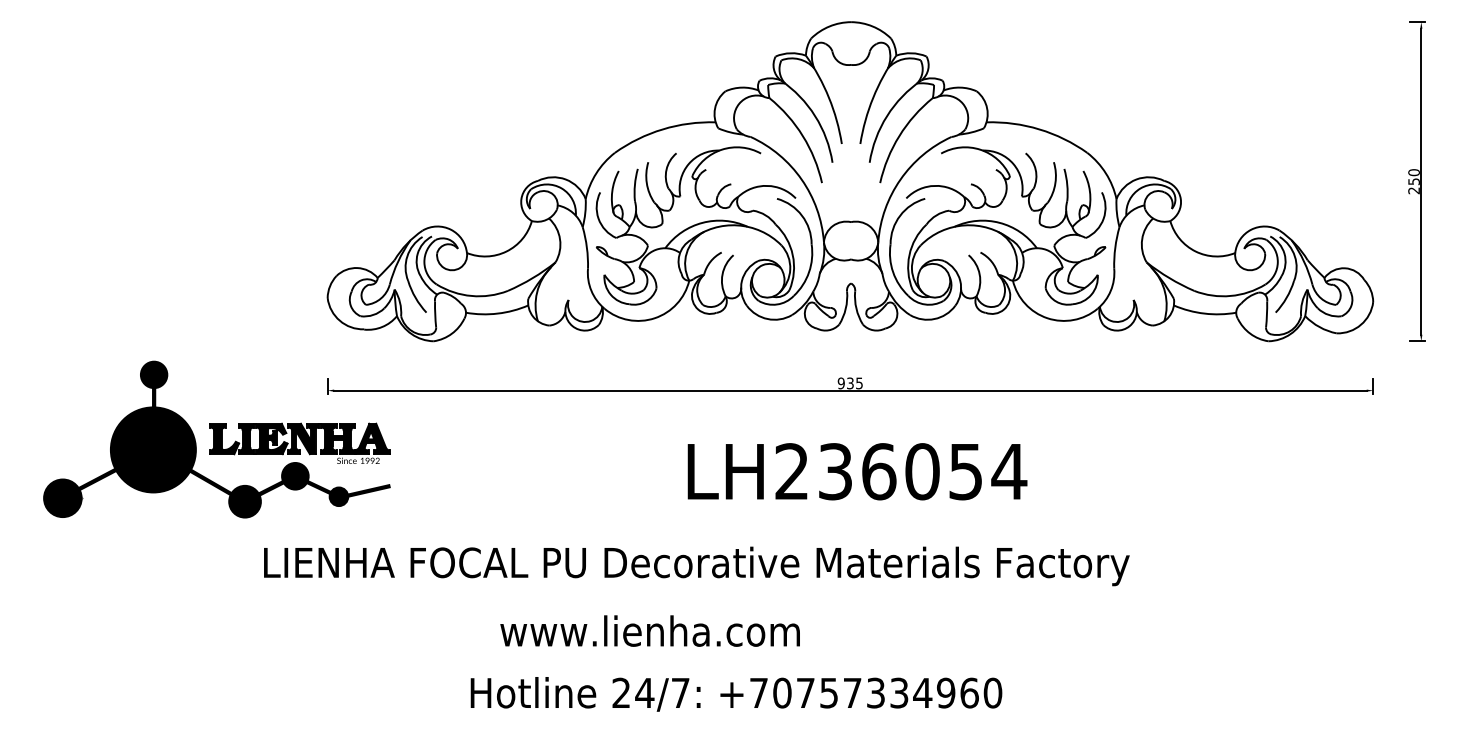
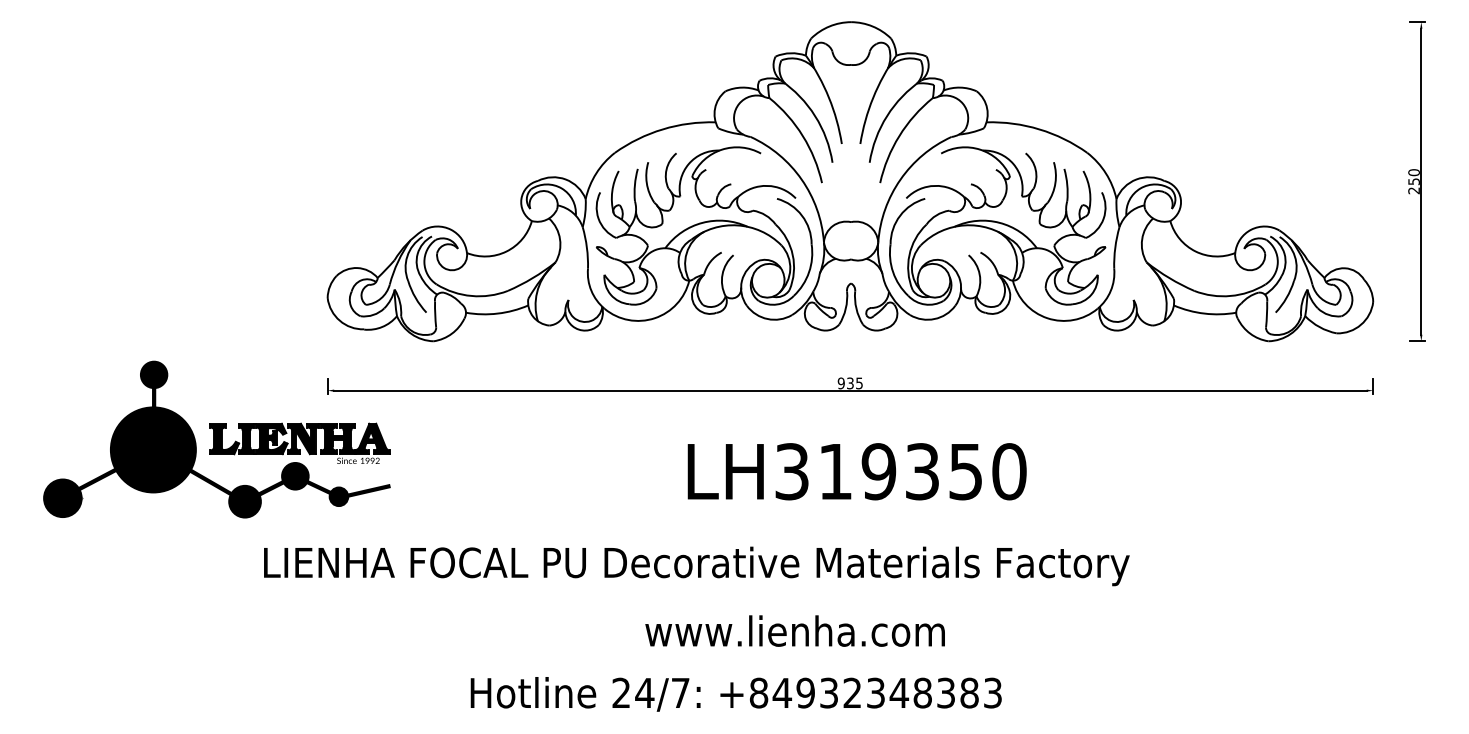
text: LH236054 -> LH319350 (901, 471)
text position: (649, 630) -> (794, 630) (794, 630)
text: +70757334960 -> +84932348383 (875, 692)
